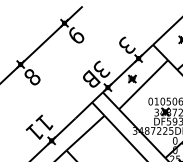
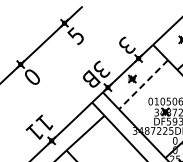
text: 6 -> 5 (75, 36)
text: 8 -> 0 (32, 77)
line: solid -> dashed (143, 84)
